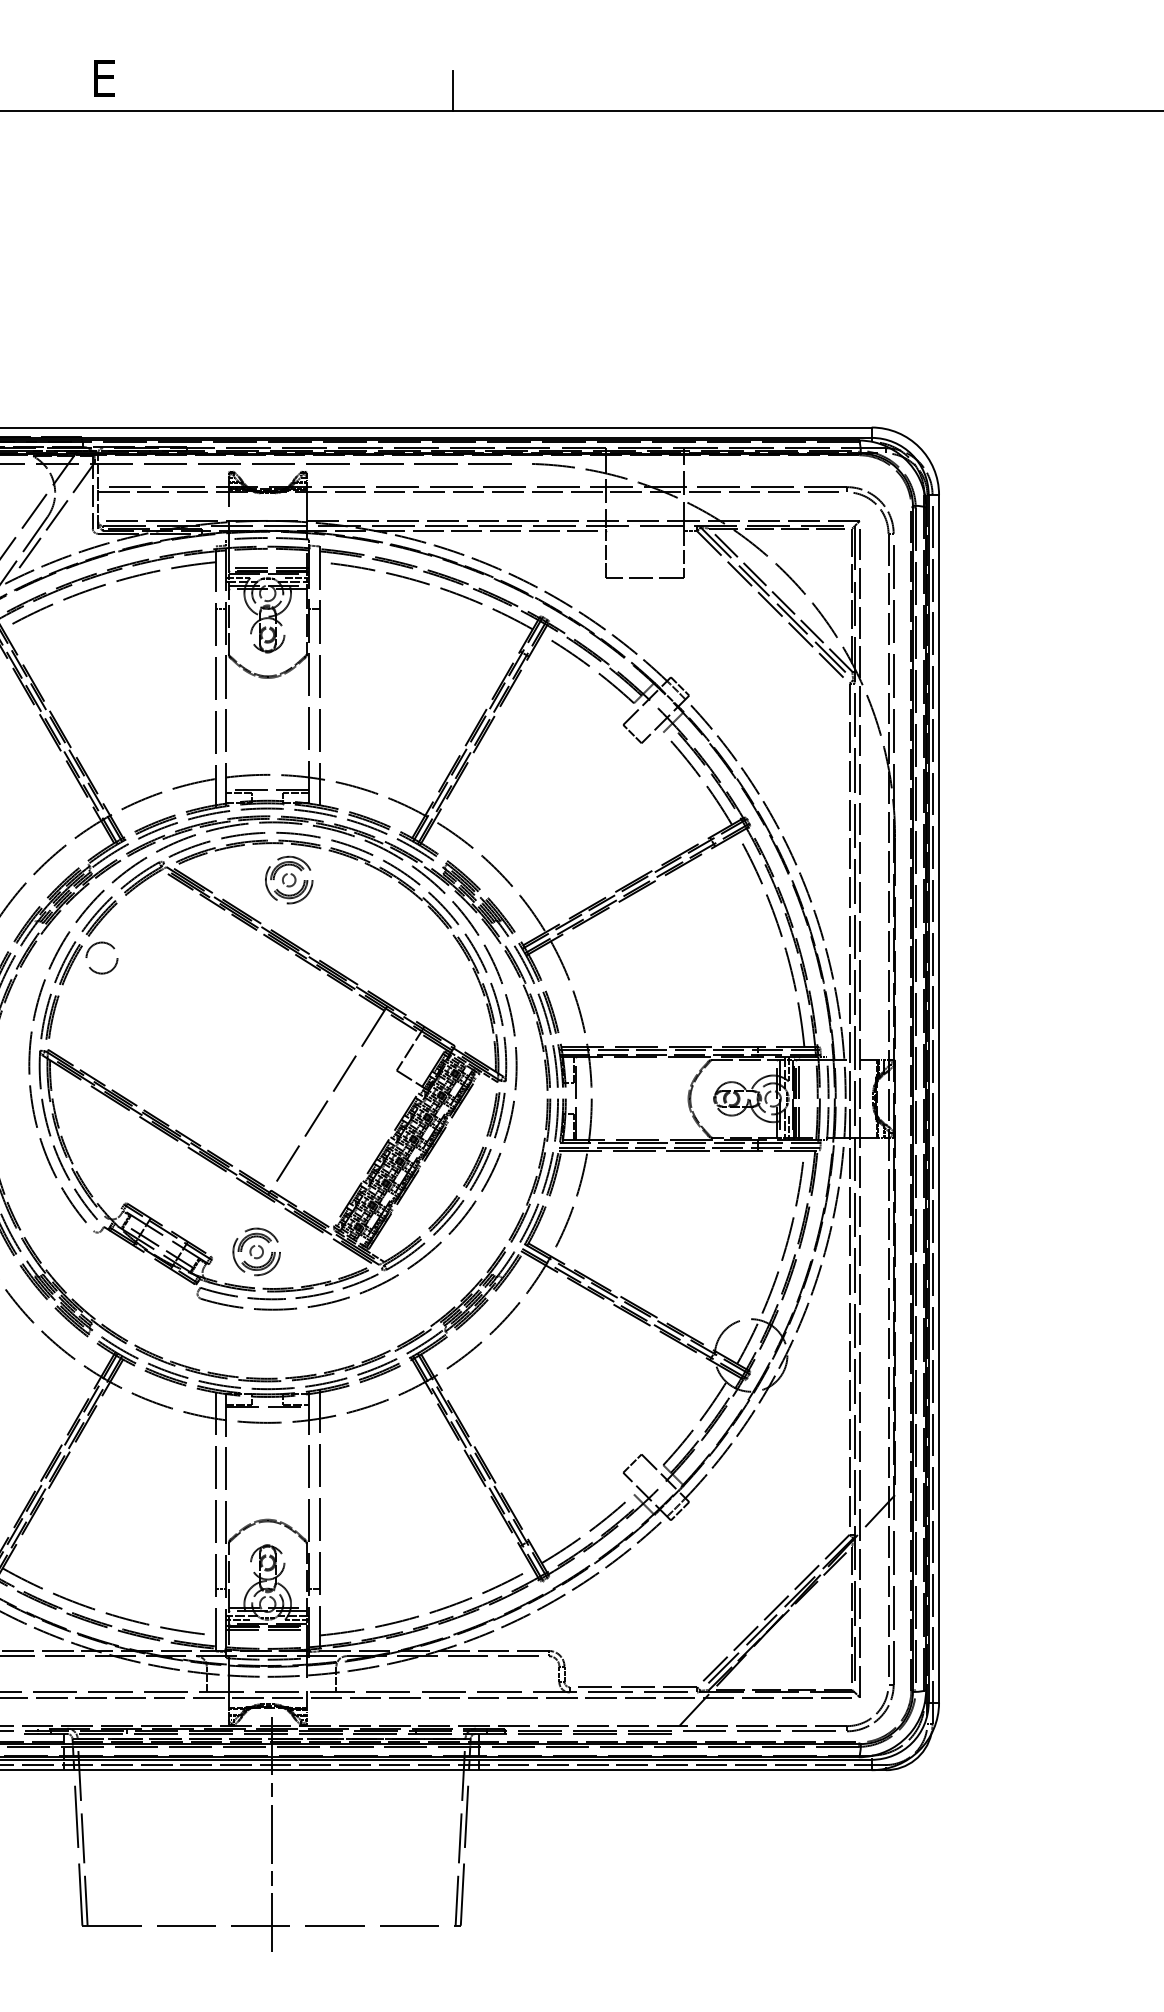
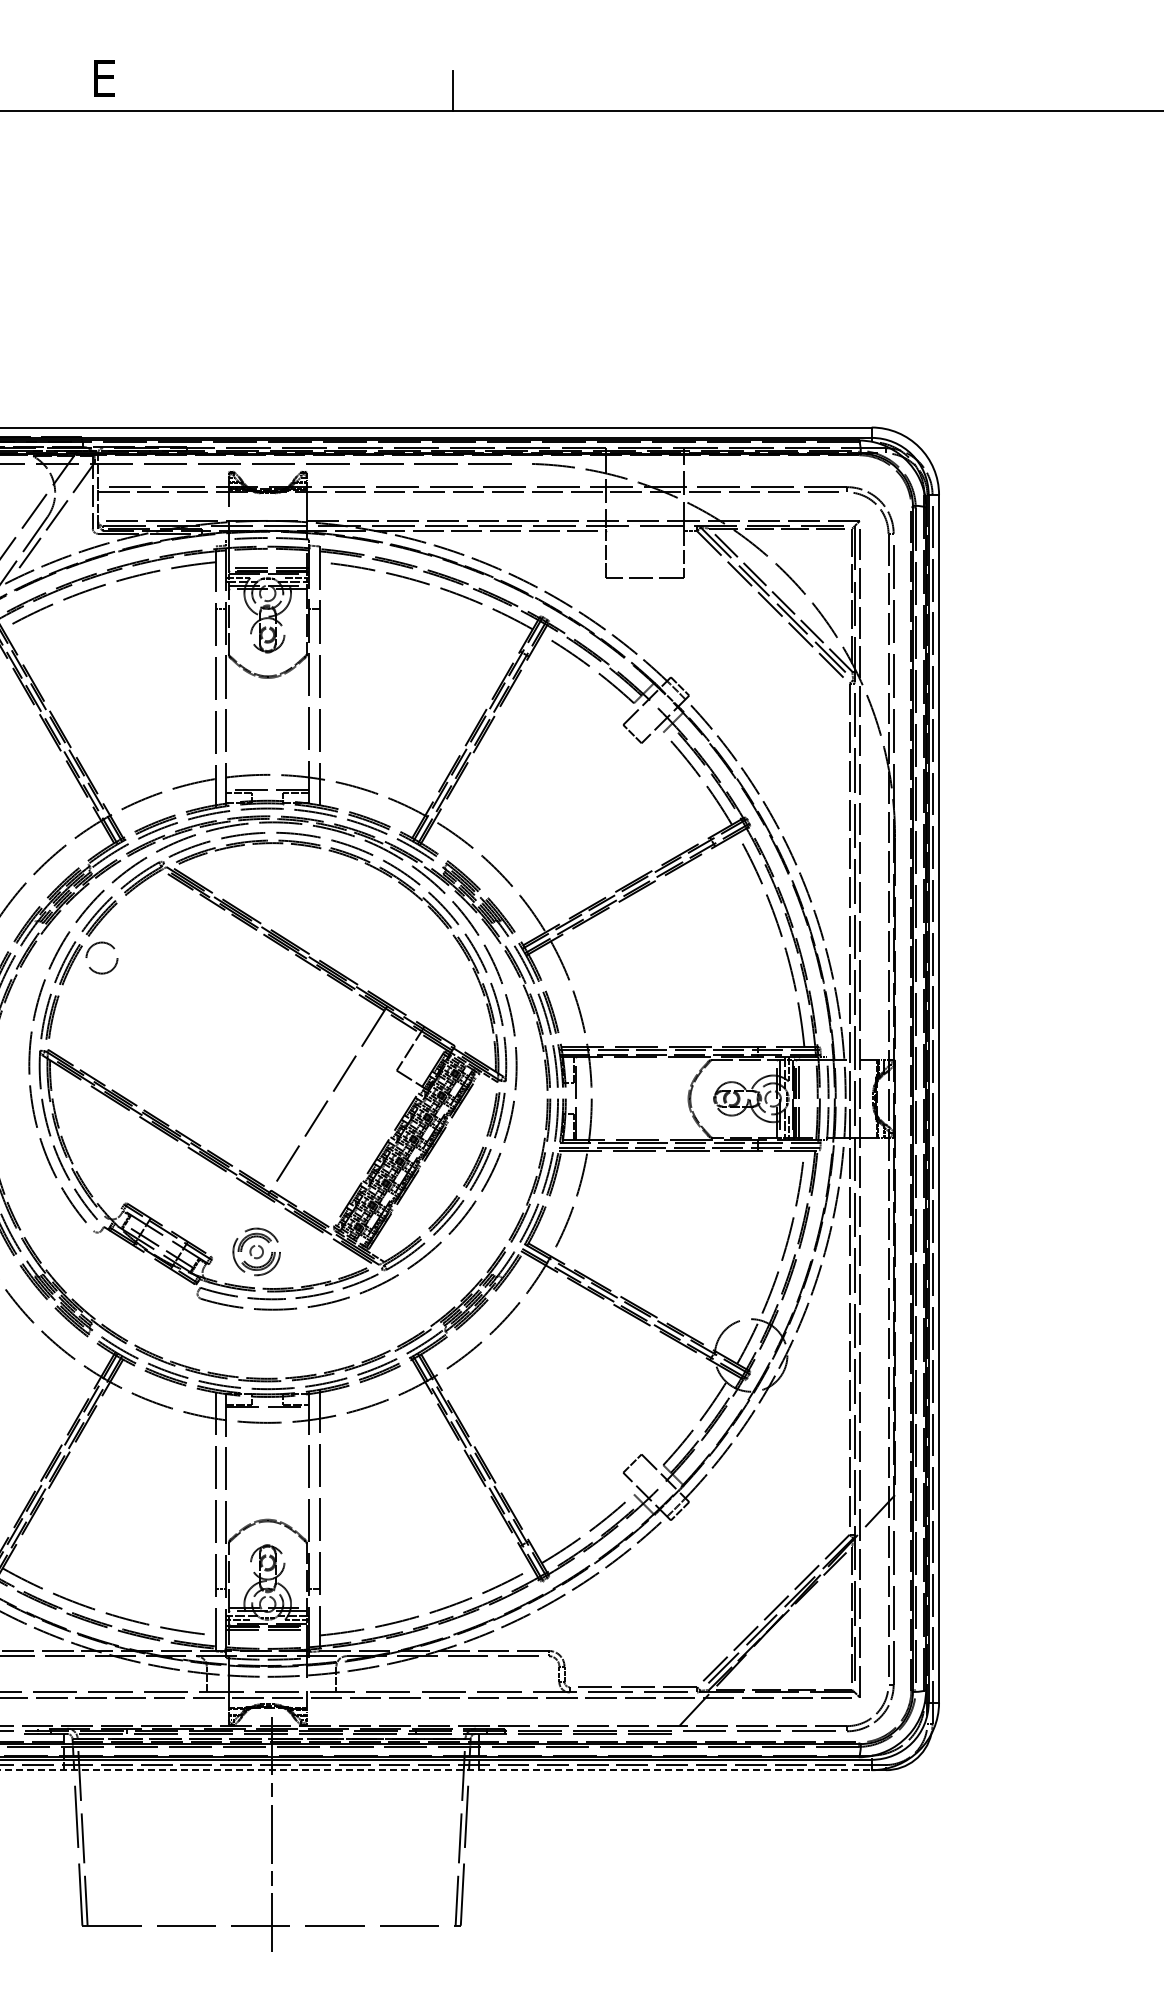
part: present -> none (289, 879)
line: solid -> dashed (436, 1770)
